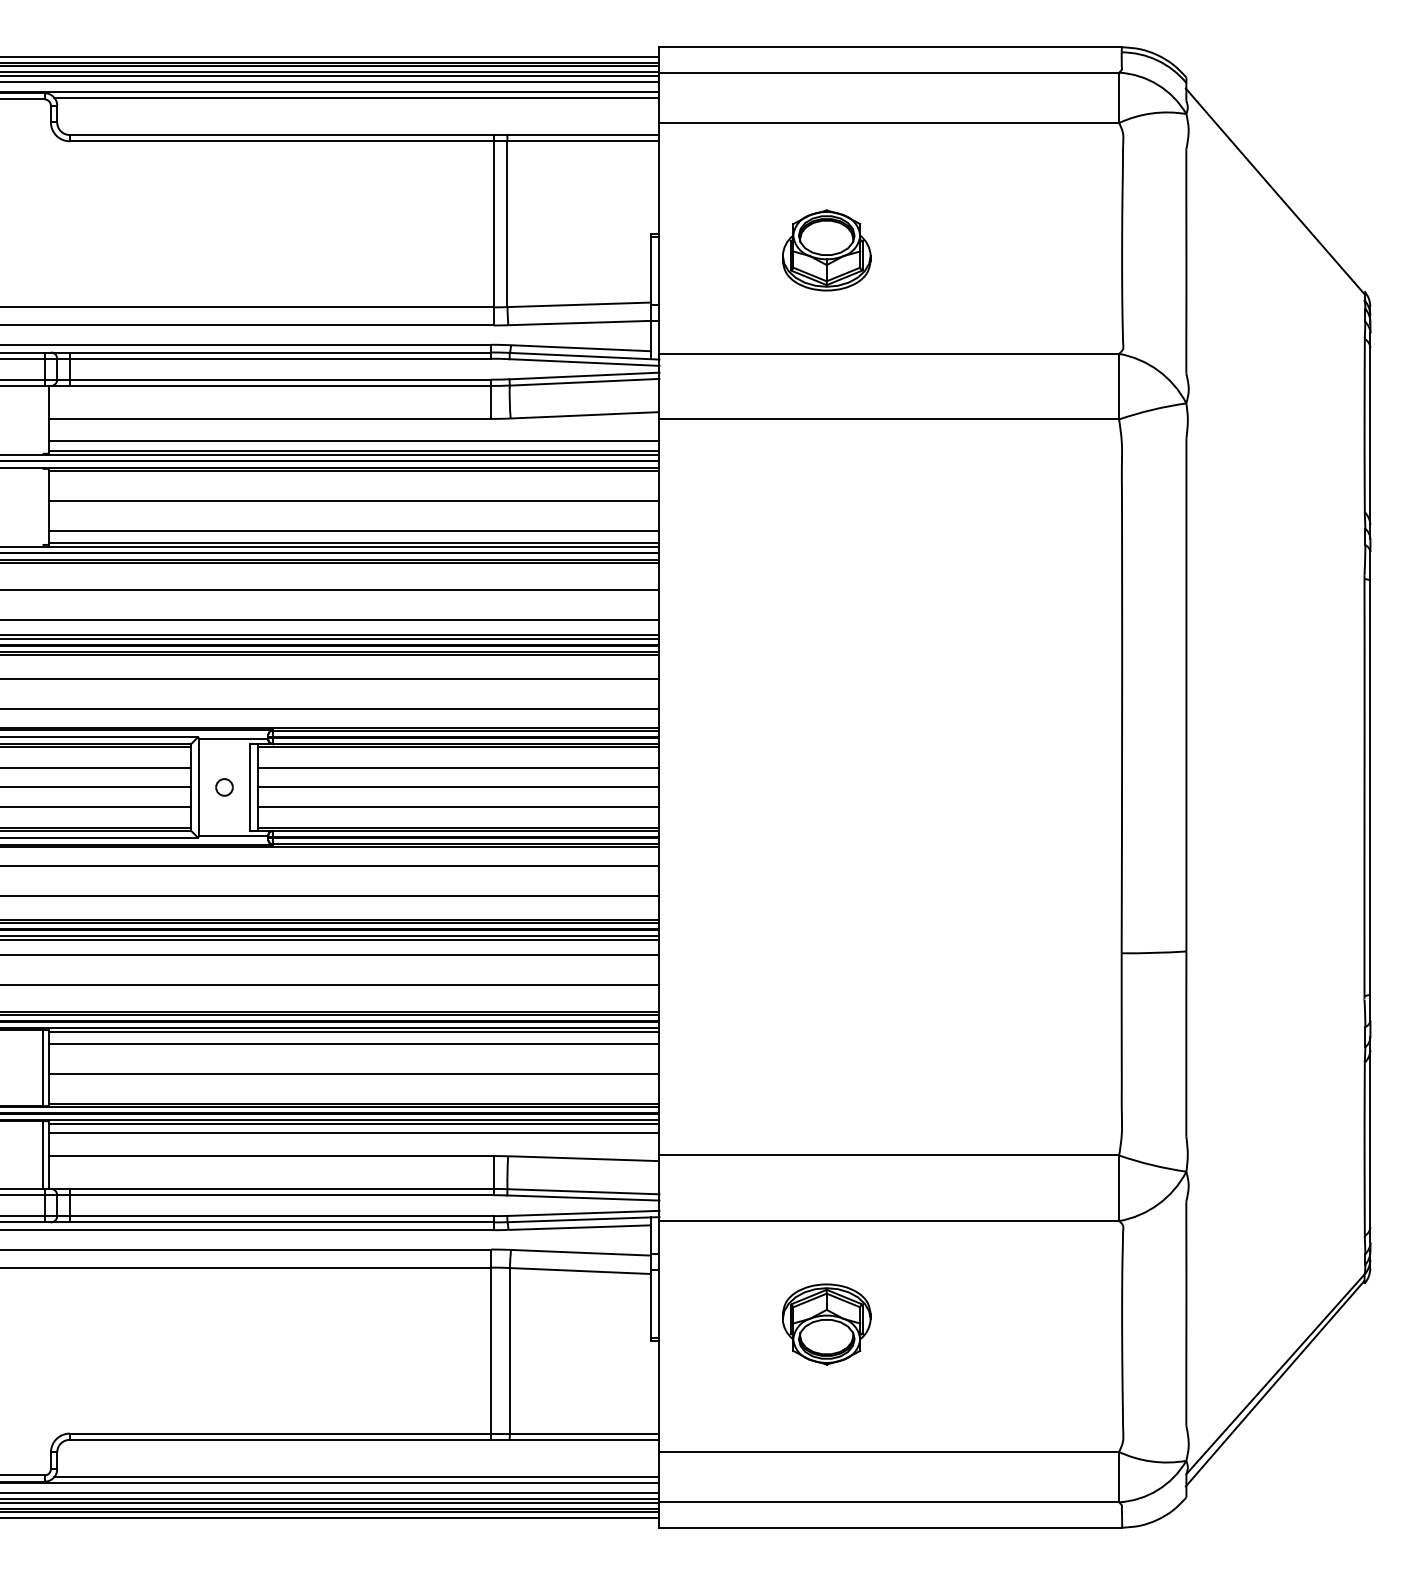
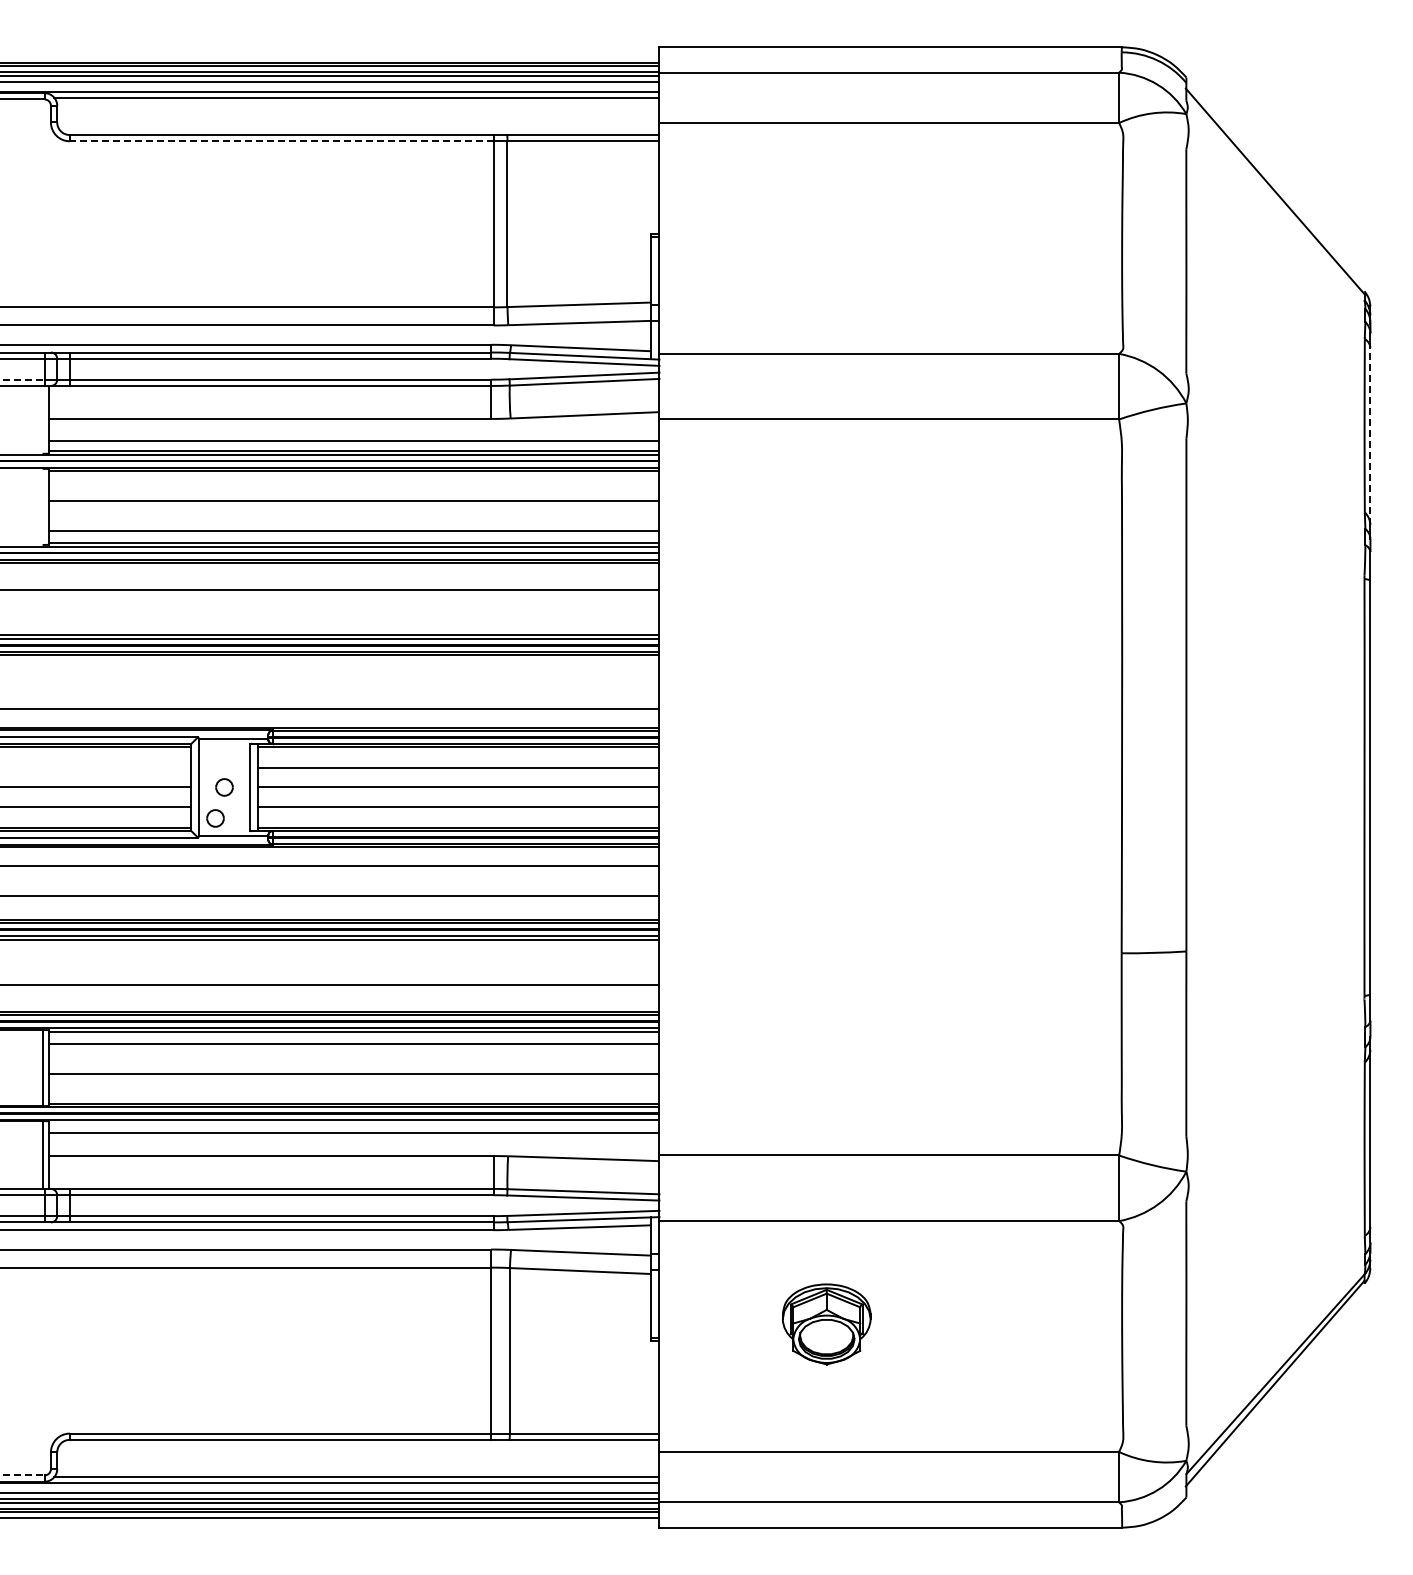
line: present -> none (330, 57)
line: solid -> dashed (281, 141)
part: present -> none (826, 250)
line: solid -> dashed (22, 379)
line: solid -> dashed (1370, 436)
line: present -> none (330, 620)
line: present -> none (330, 679)
line: present -> none (96, 768)
part: none -> present (215, 818)
line: present -> none (330, 954)
line: present -> none (353, 1123)
line: solid -> dashed (22, 1475)
